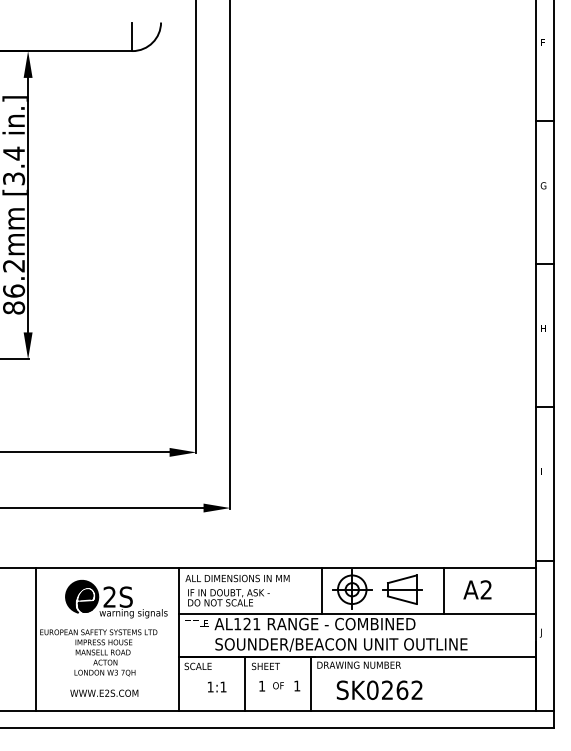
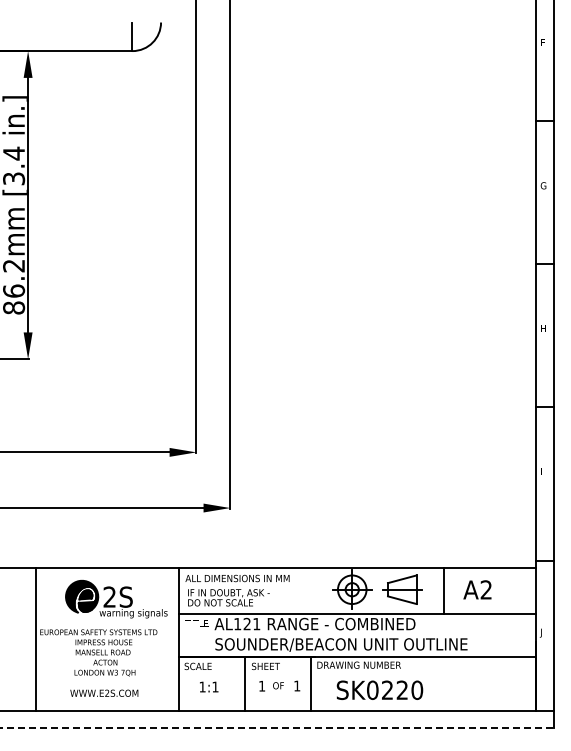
line: present -> none (322, 590)
text position: (217, 686) -> (209, 686) (209, 686)
text: SK0262 -> SK0220 (409, 689)
line: solid -> dashed (277, 728)
